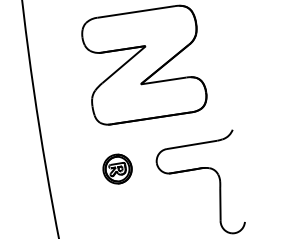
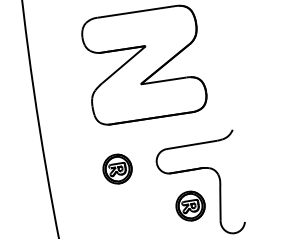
part: none -> present (190, 205)
